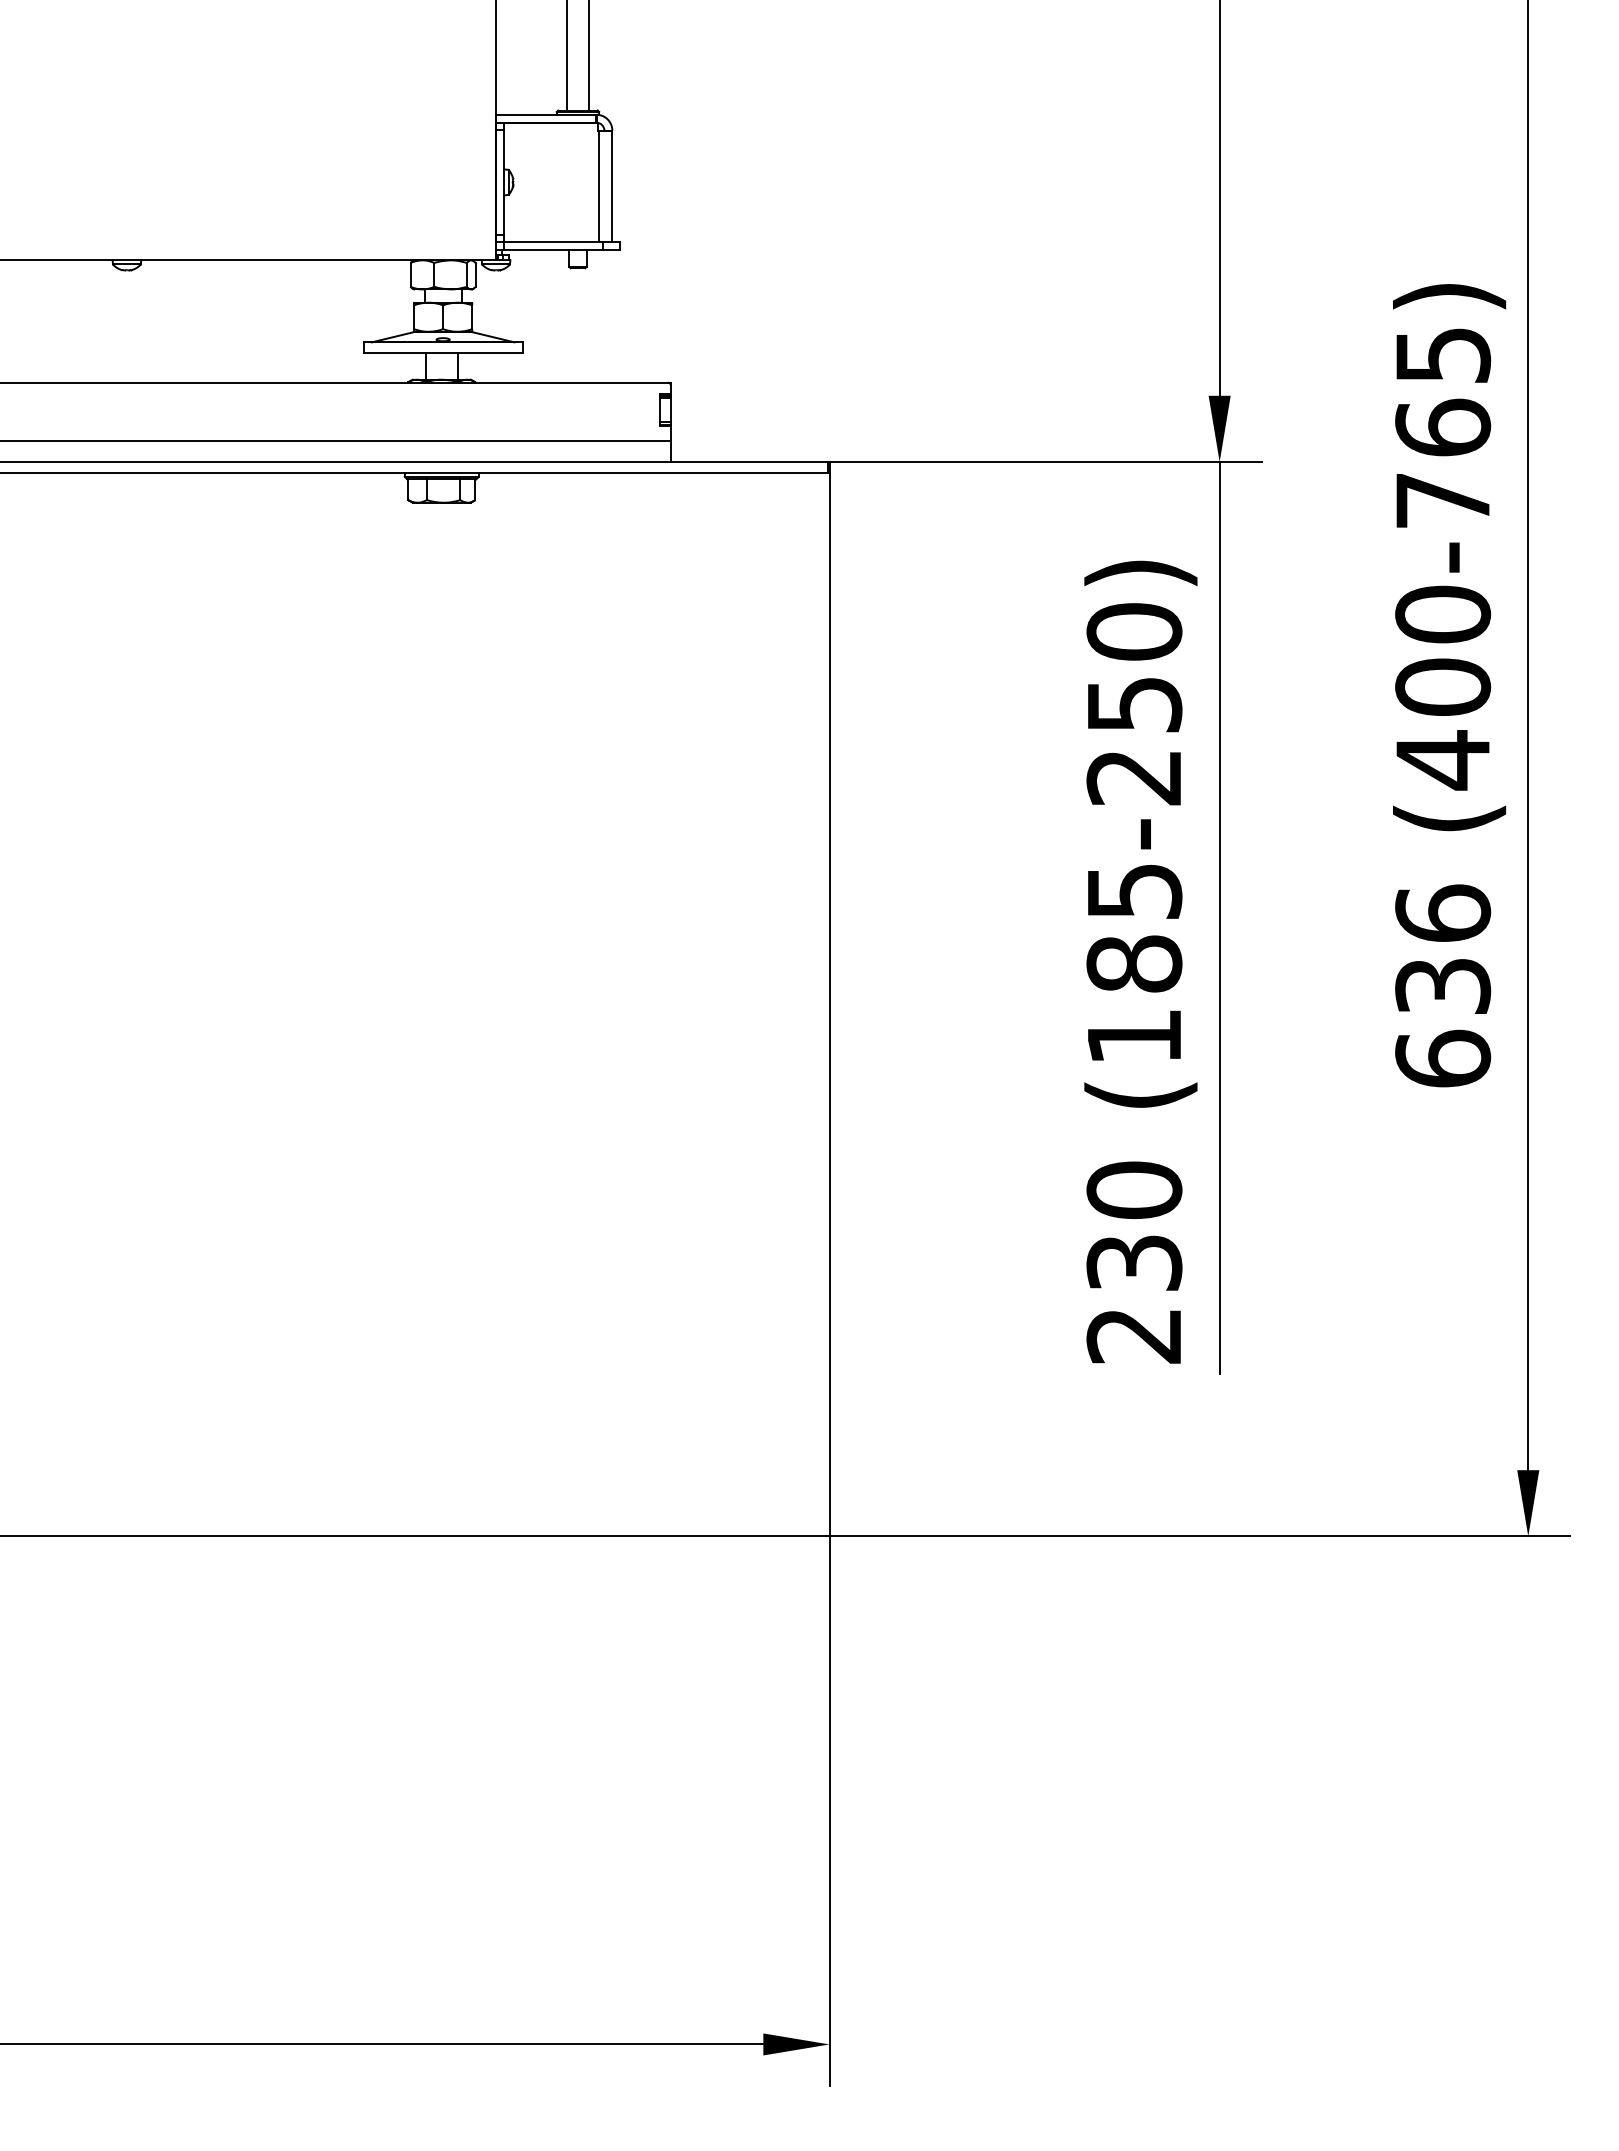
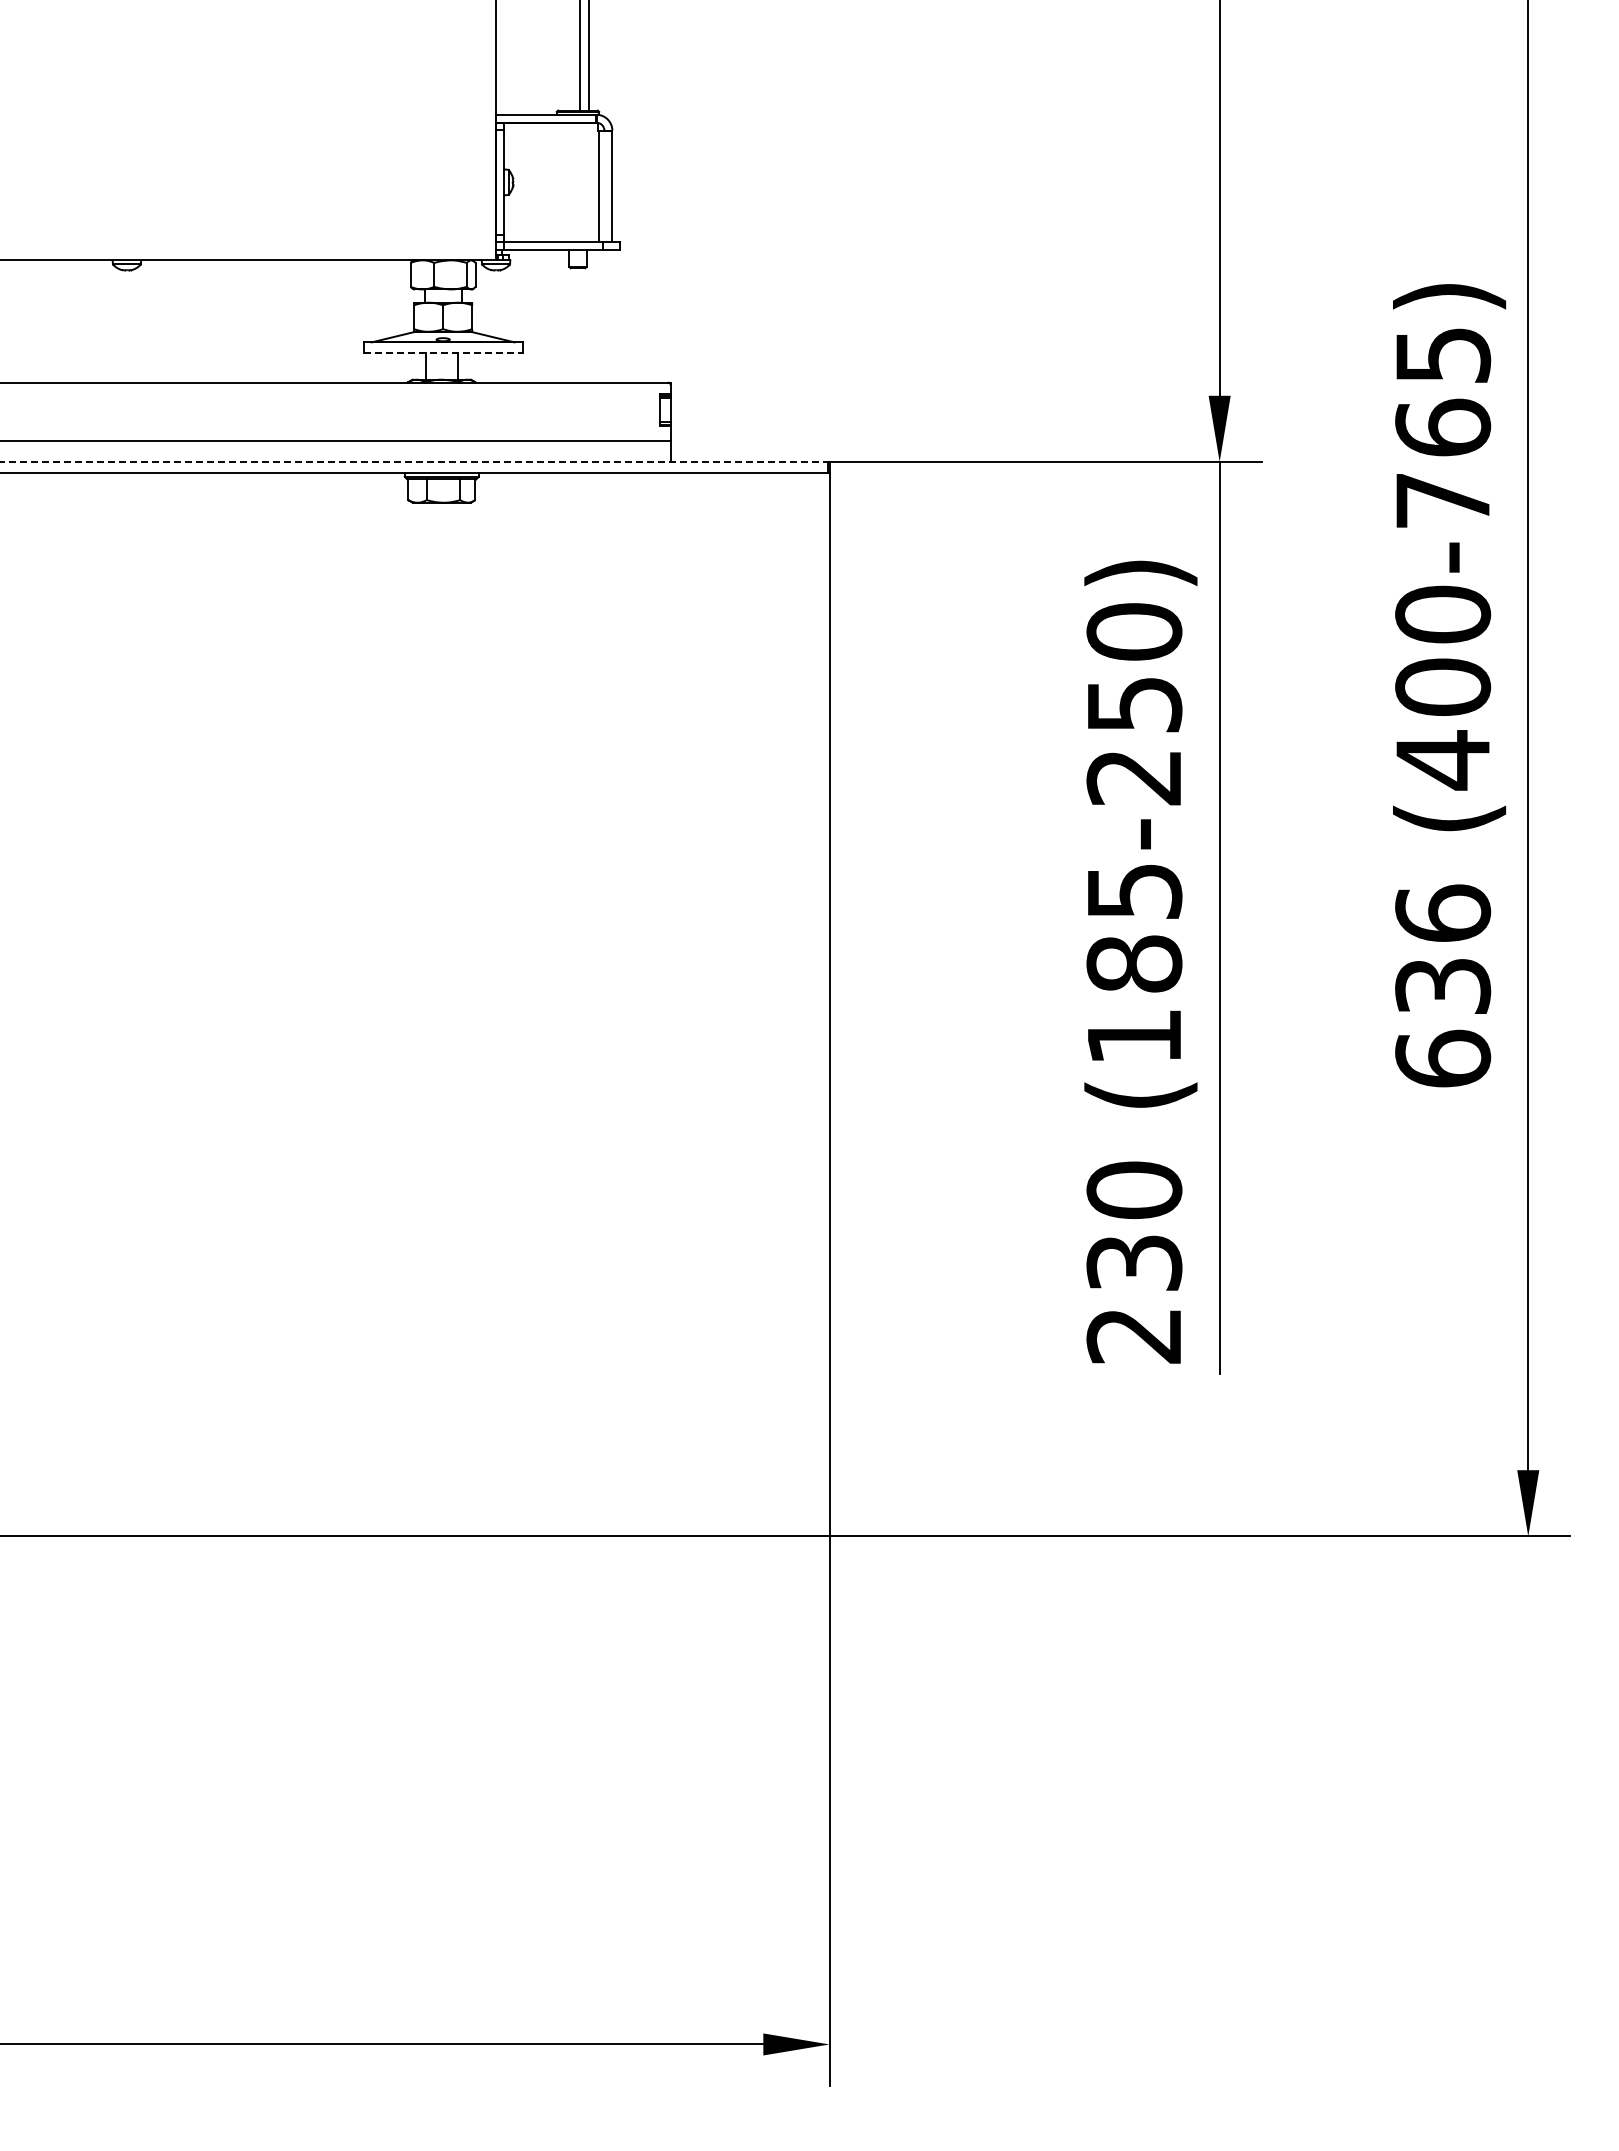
line position: (567, 56) -> (580, 56) (580, 56)
line: solid -> dashed (443, 352)
line: solid -> dashed (414, 461)
